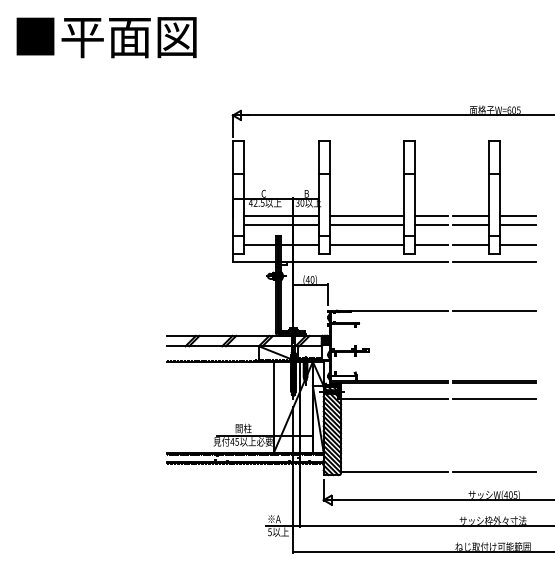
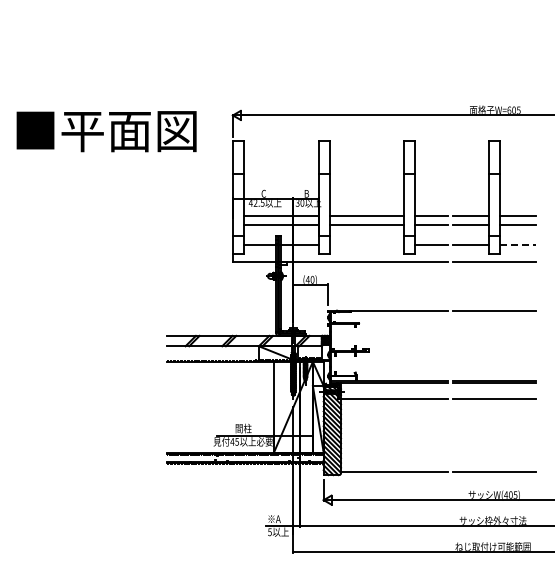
text position: (106, 37) -> (106, 131) (106, 131)
line: present -> none (366, 245)
line: solid -> dashed (517, 245)
